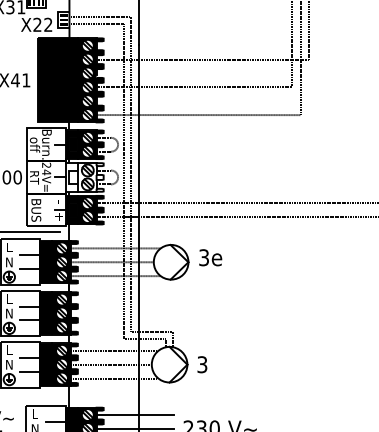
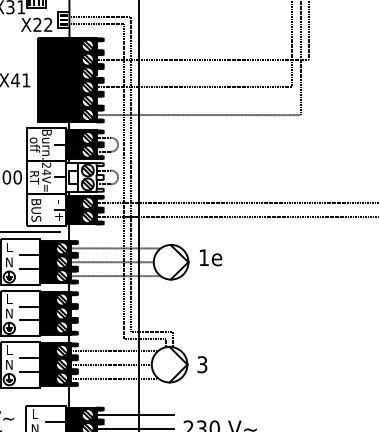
text: 3e -> 1e (203, 257)
